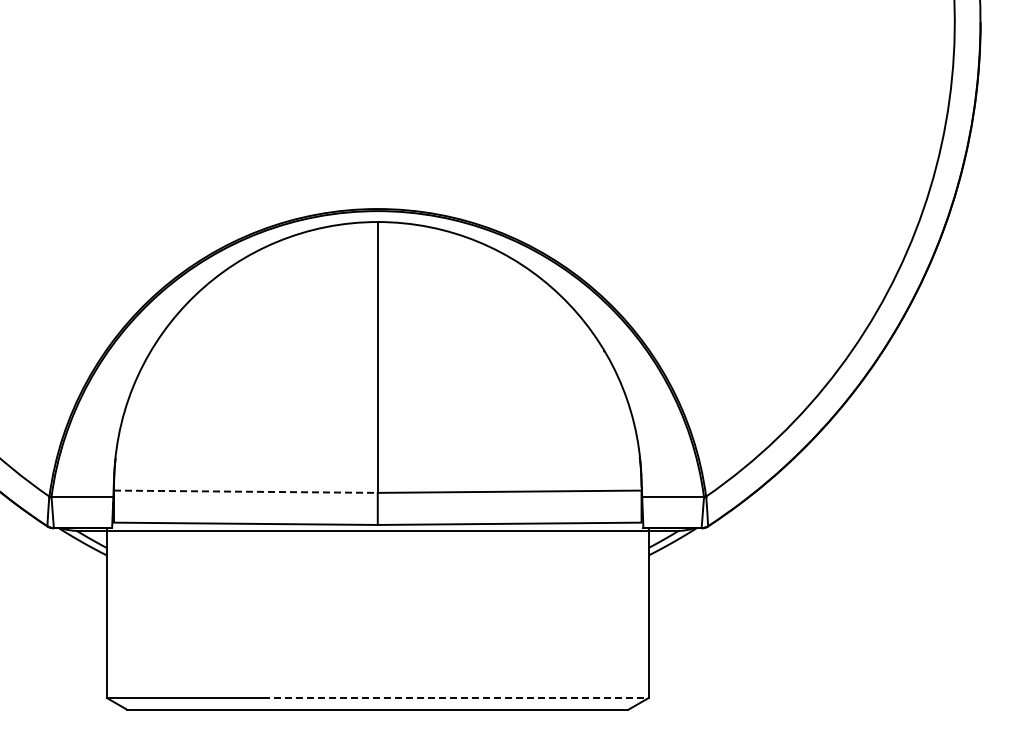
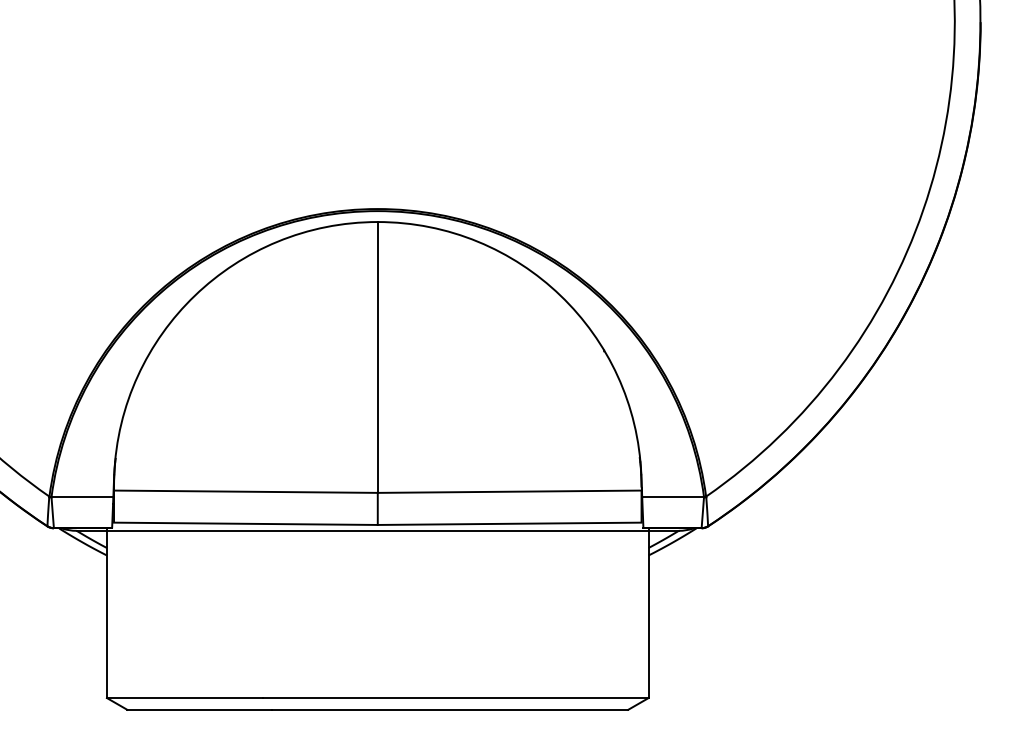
line: dashed -> solid (245, 491)
line: dashed -> solid (456, 698)
